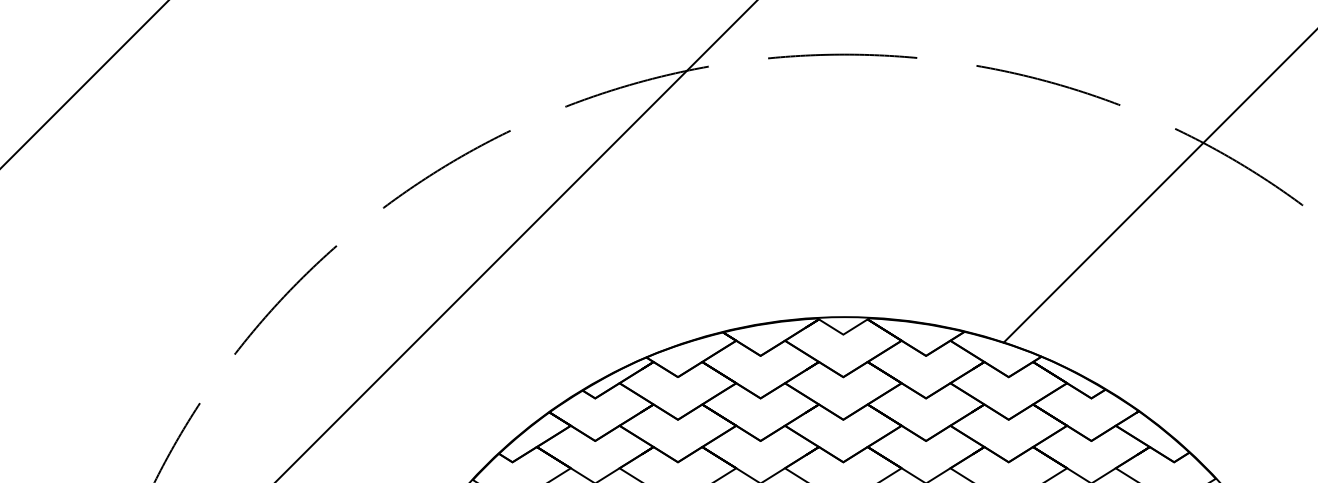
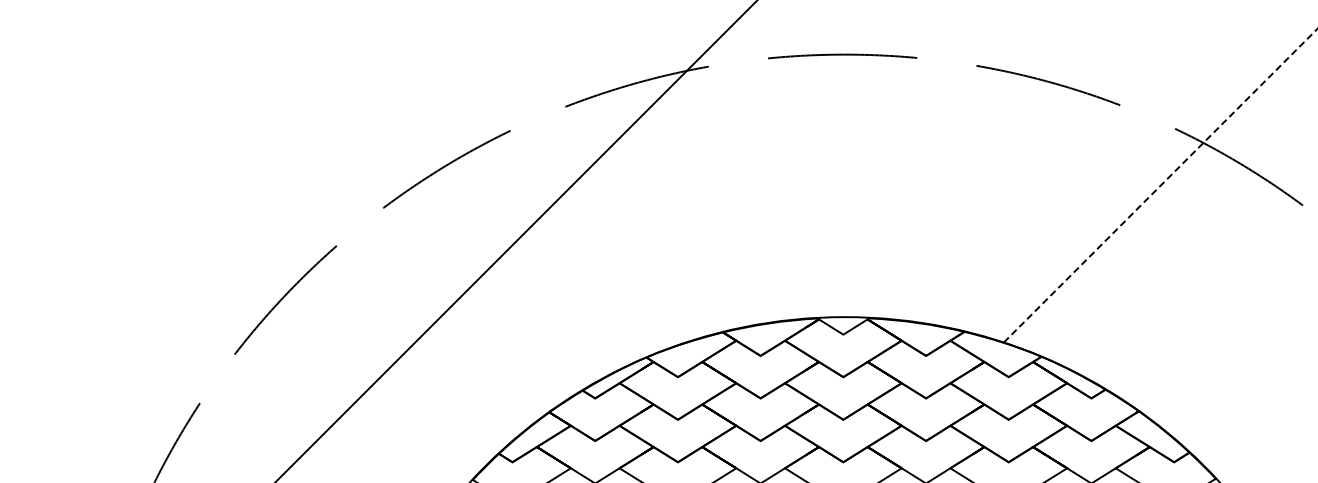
line: present -> none (84, 84)
line: solid -> dashed (1160, 185)
